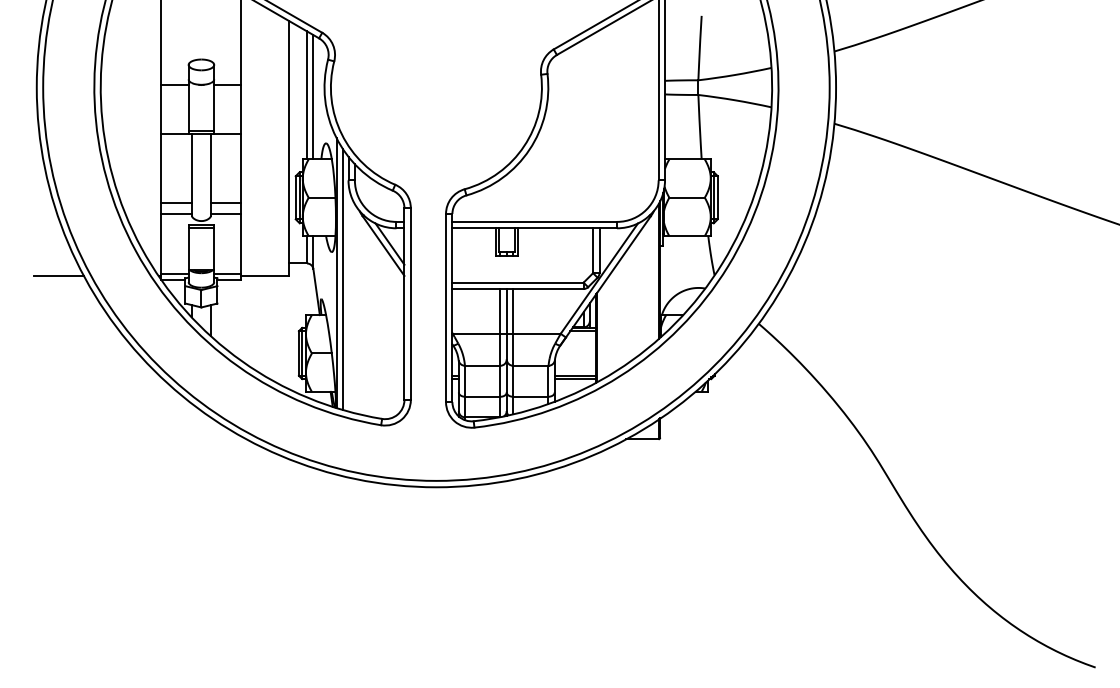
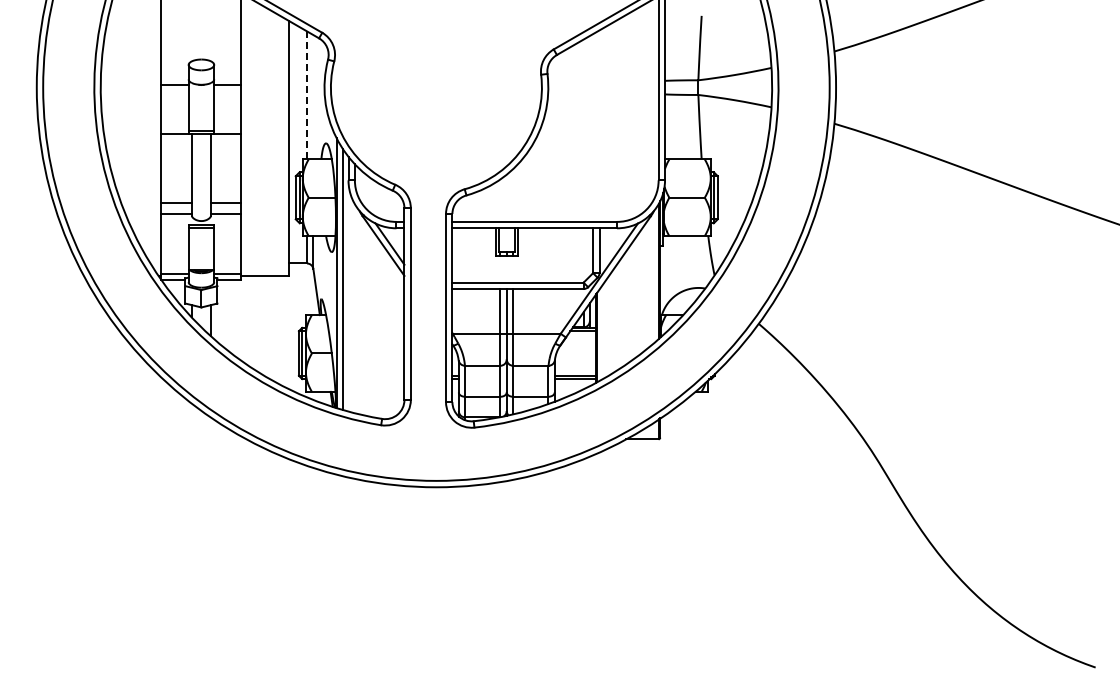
line: solid -> dashed (307, 95)
line: present -> none (313, 97)
line: present -> none (58, 276)
